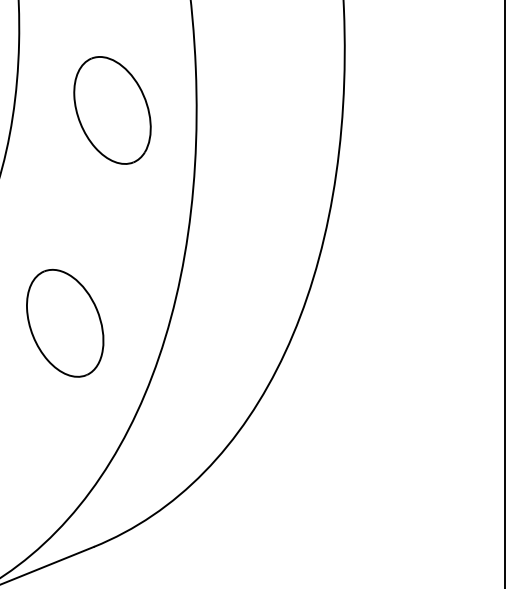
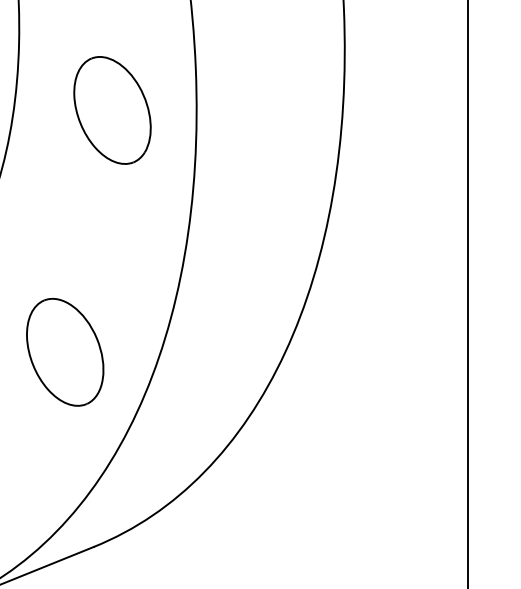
line position: (505, 293) -> (468, 293) (468, 293)
part position: (65, 322) -> (65, 351) (65, 351)
